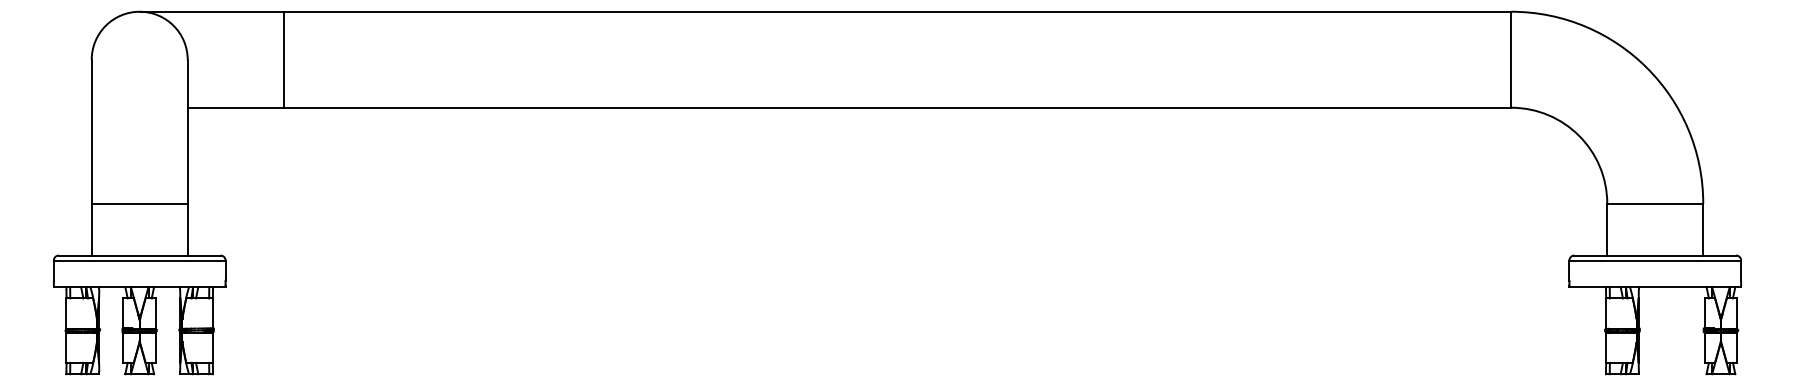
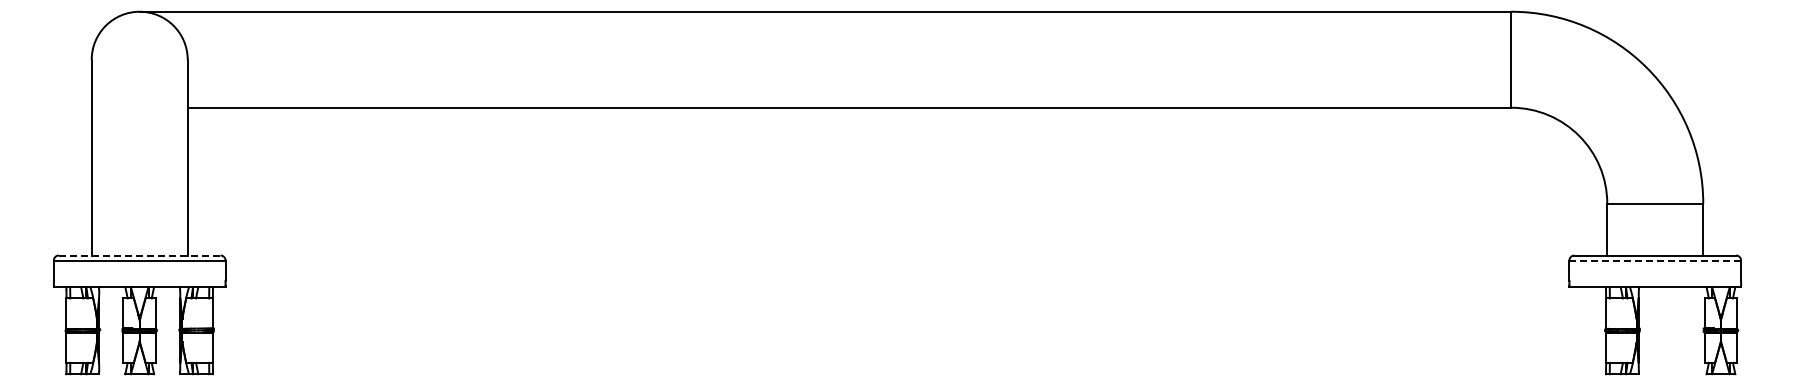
line: present -> none (283, 59)
line: present -> none (139, 203)
line: solid -> dashed (139, 255)
line: solid -> dashed (1655, 260)
